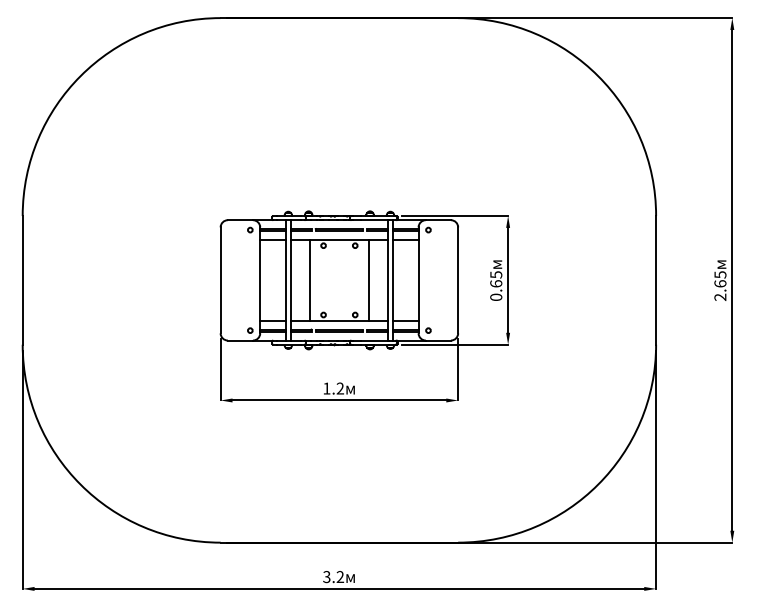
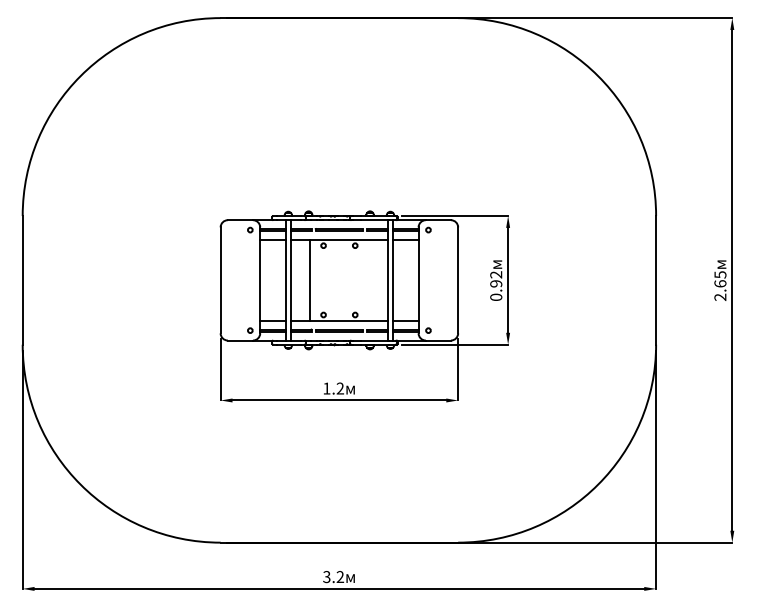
text: 0.65 -> 0.92 (496, 279)
line: present -> none (369, 280)
